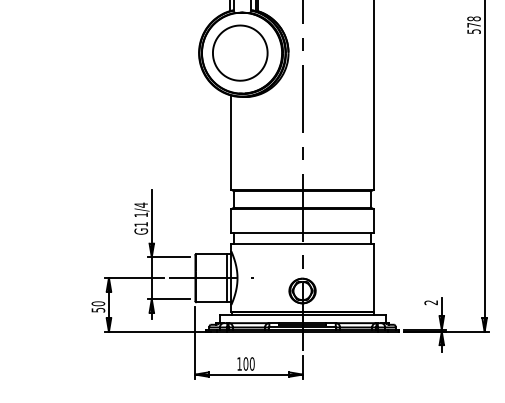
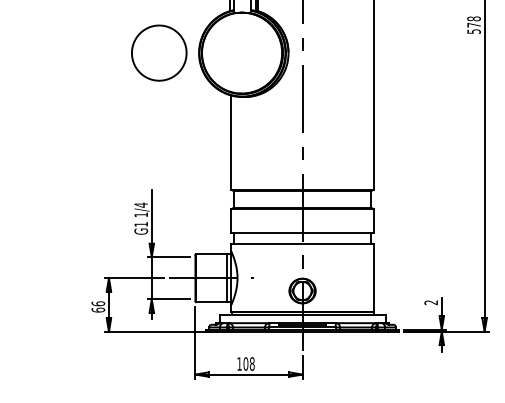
part position: (240, 52) -> (159, 52) (159, 52)
text: 50 -> 66 (98, 306)
text: 100 -> 108 (251, 363)
